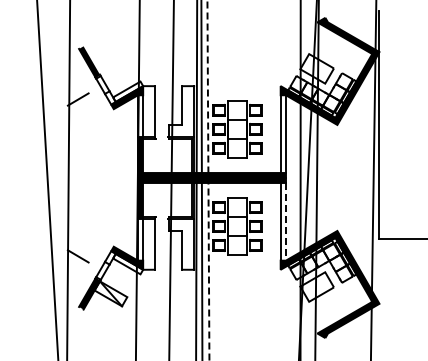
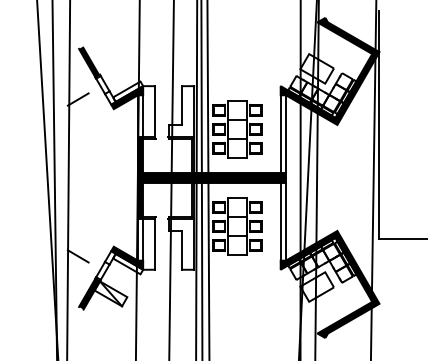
line: none -> present (54, 179)
line: dashed -> solid (208, 180)
line: dashed -> solid (285, 221)
